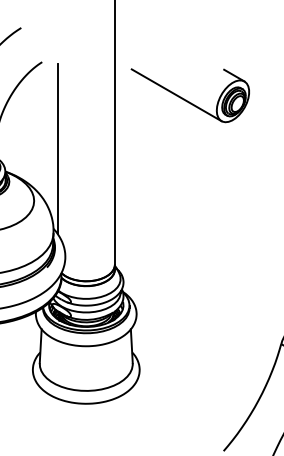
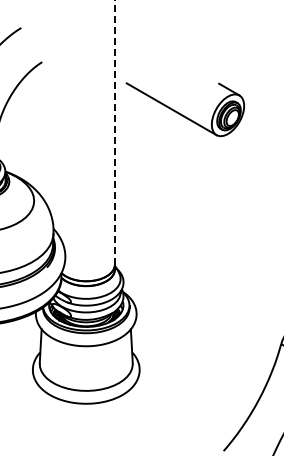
part position: (189, 95) -> (184, 109) (184, 109)
line: solid -> dashed (114, 132)
line: present -> none (57, 148)
